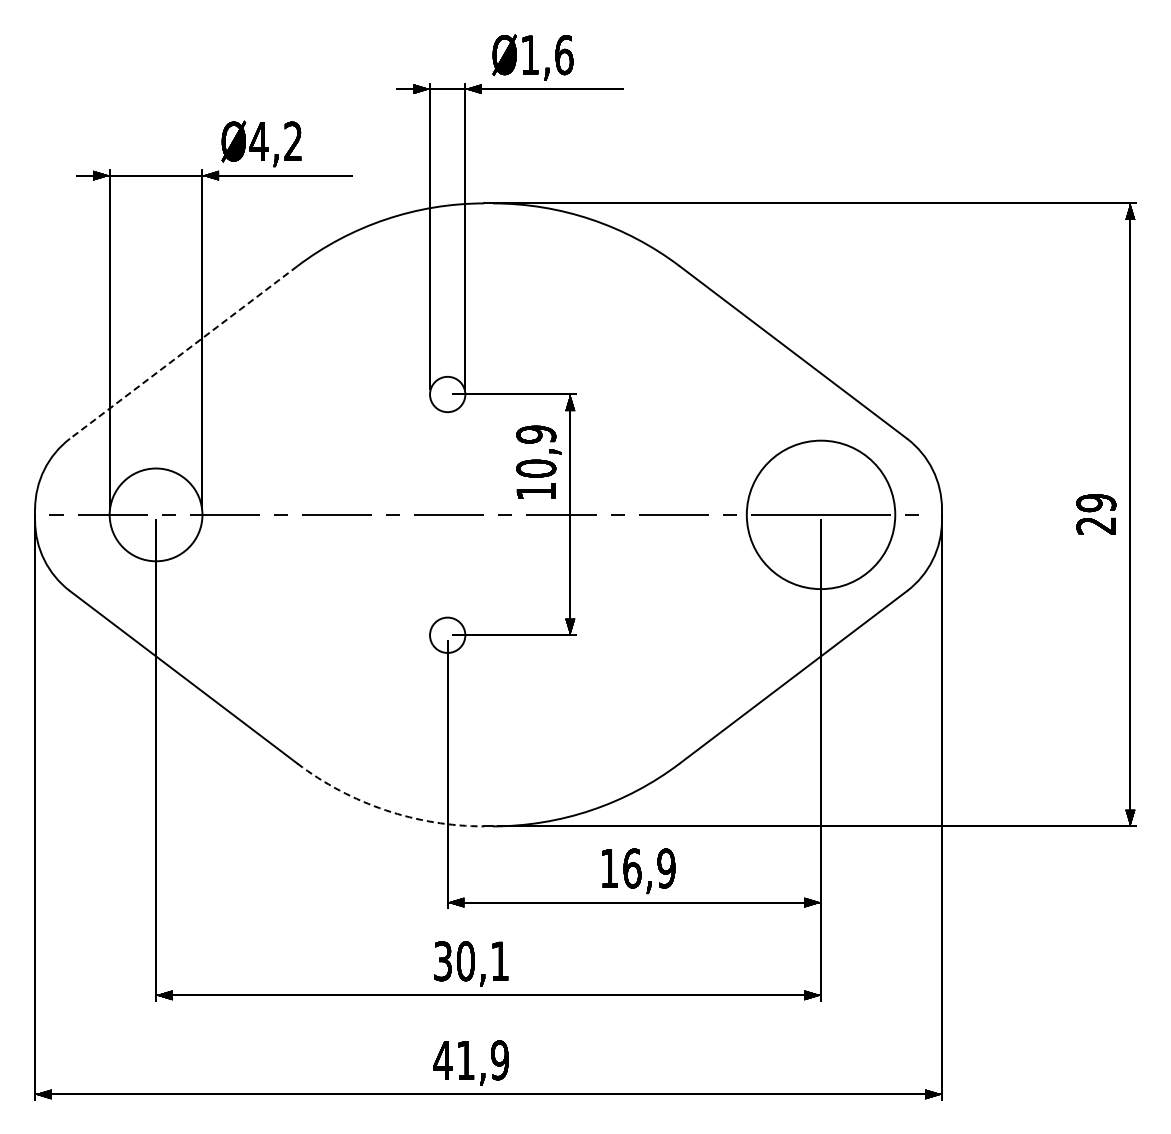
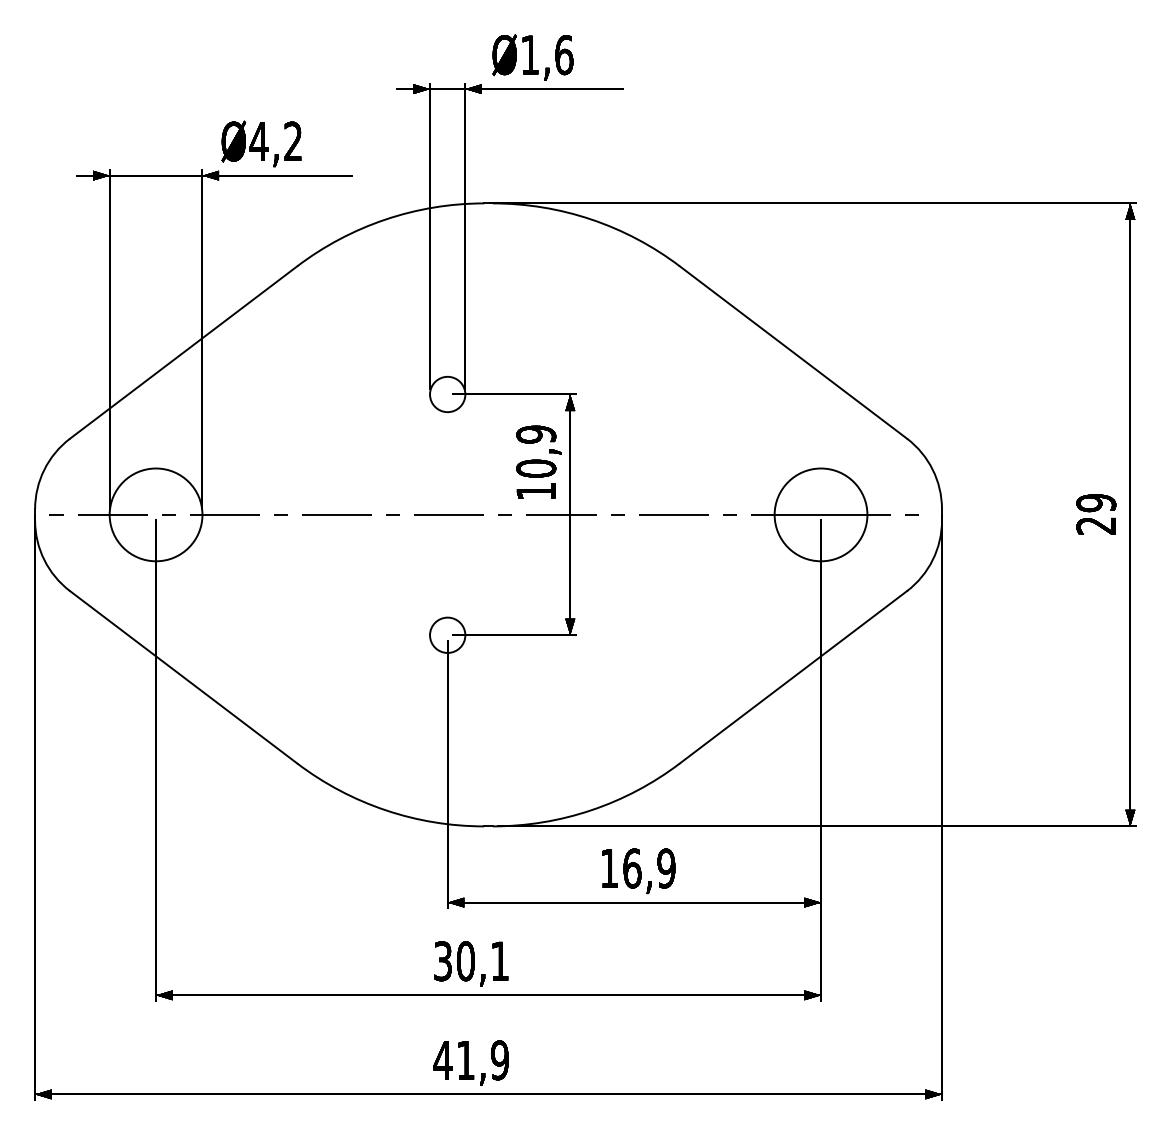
line: dashed -> solid (183, 352)
circle diameter: 148 px -> 93 px (820, 514)
arc: dashed -> solid (385, 810)
